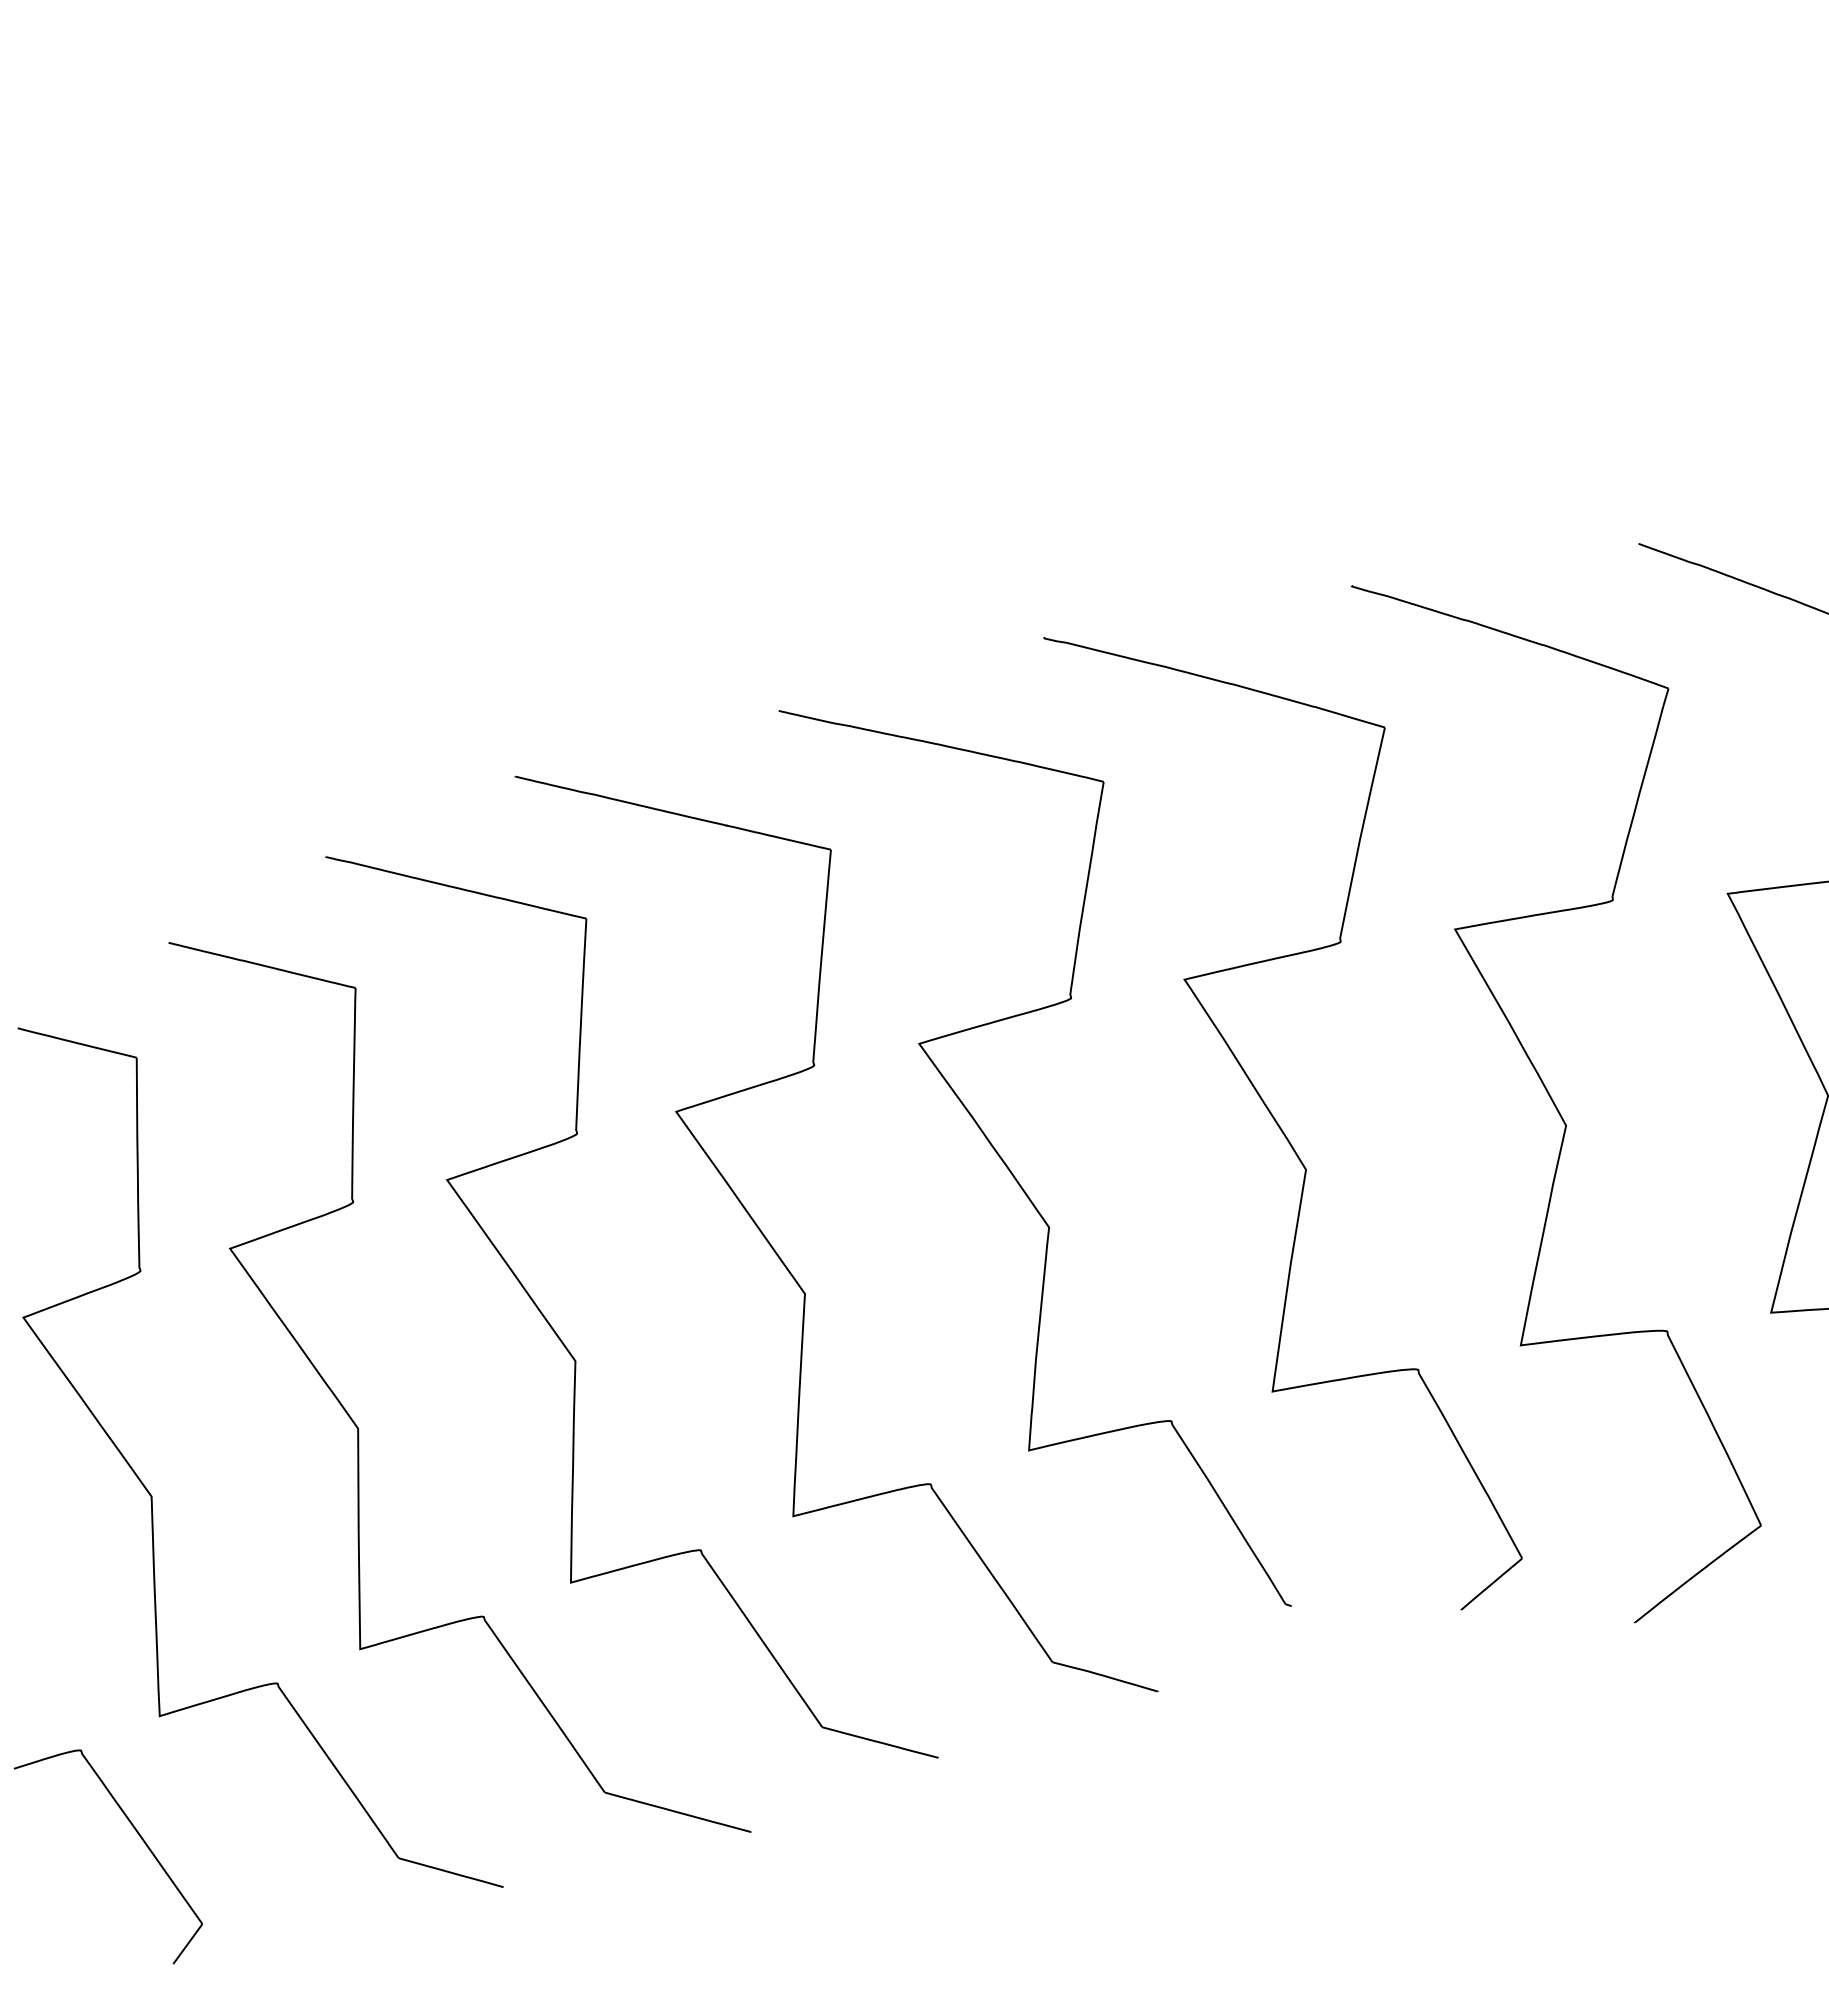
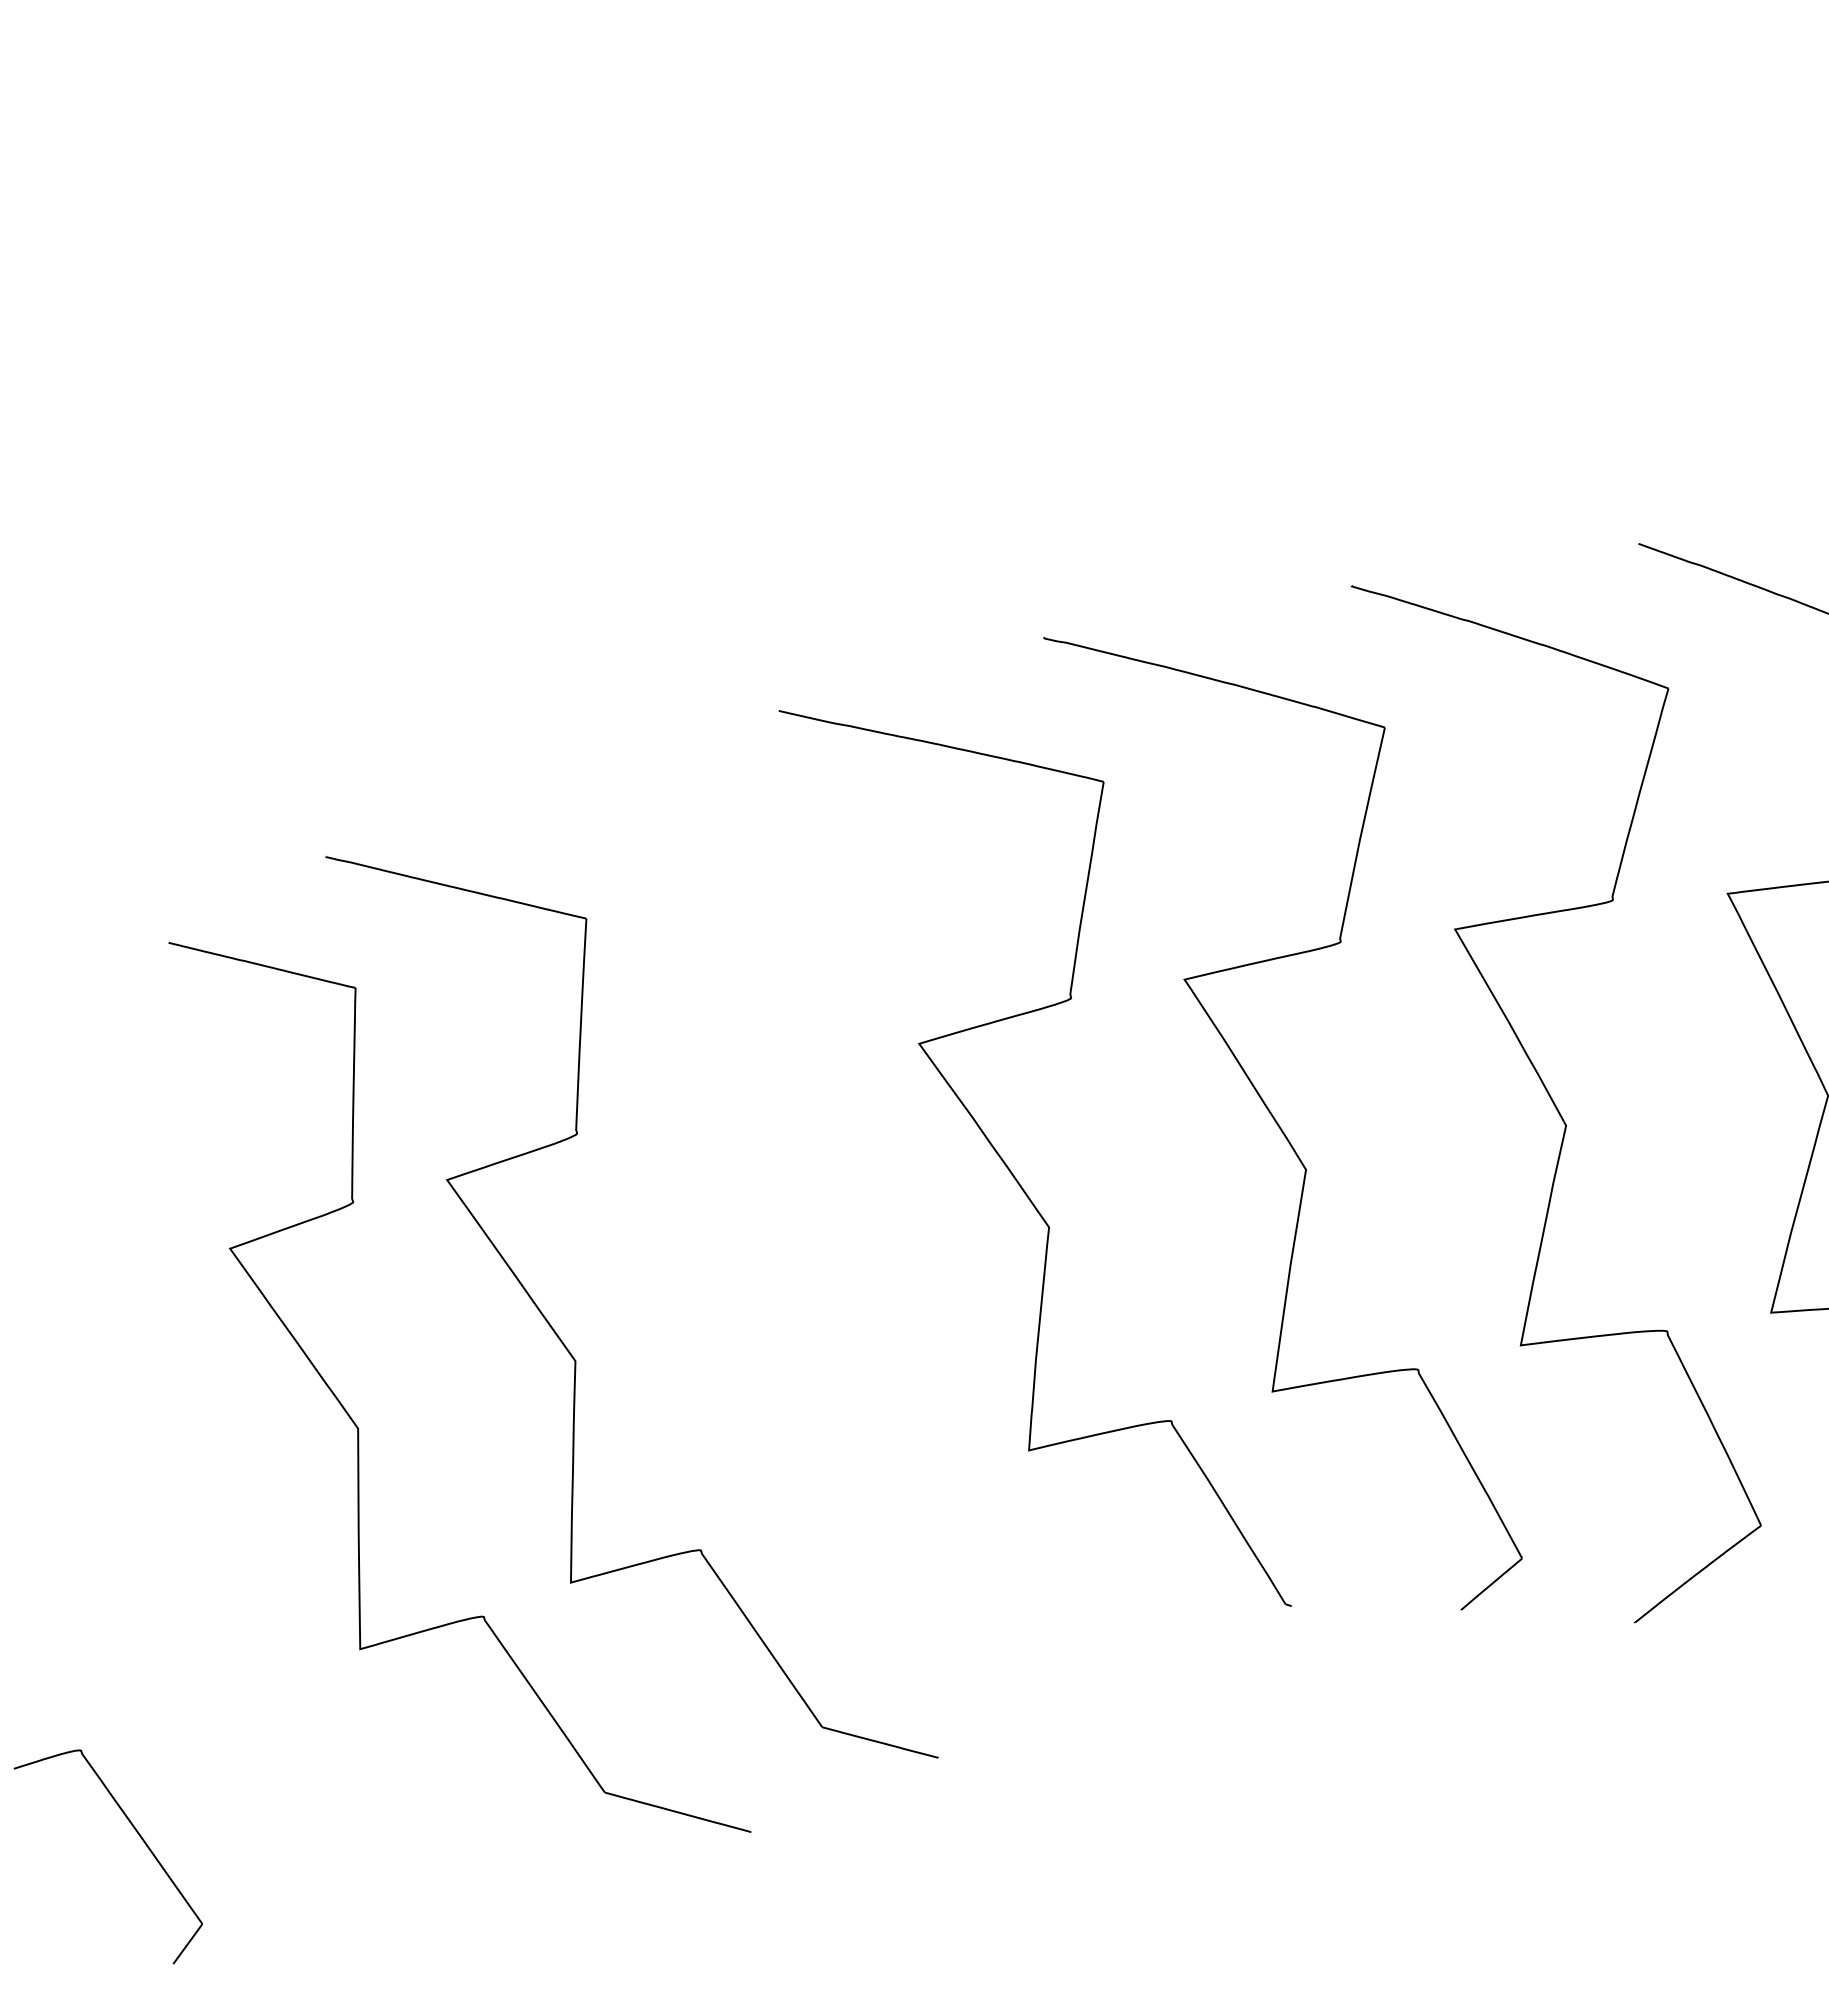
part: present -> none (786, 1265)
part: present -> none (152, 1496)
